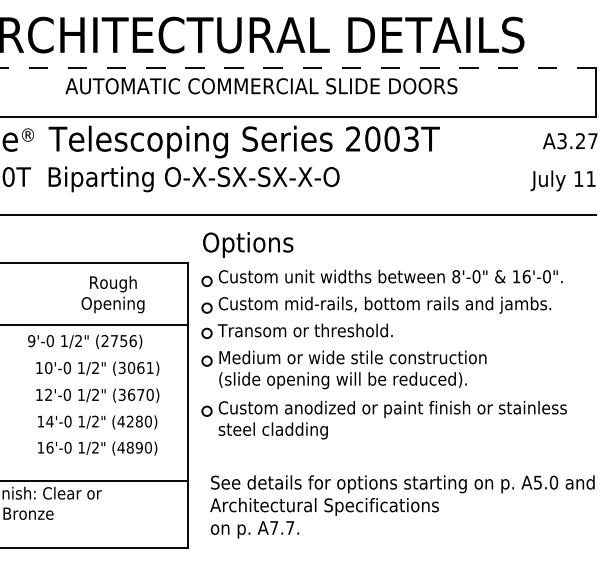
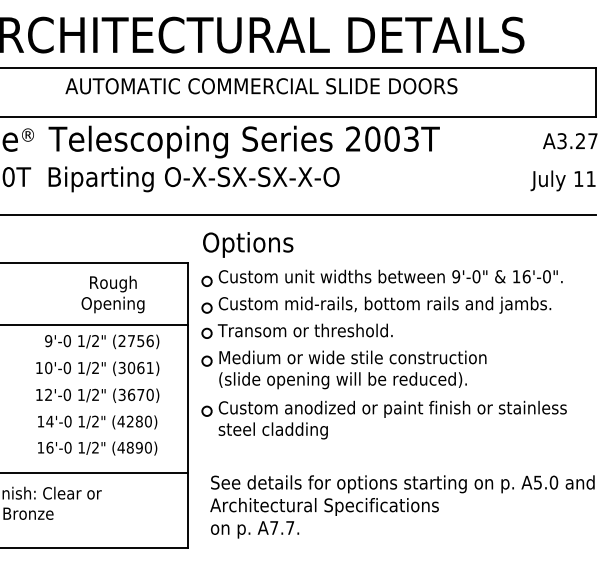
line: dashed -> solid (298, 68)
text: 8'-0" -> 9'-0" (456, 276)
text position: (85, 341) -> (102, 341) (102, 341)
line position: (95, 480) -> (95, 472) (95, 472)
